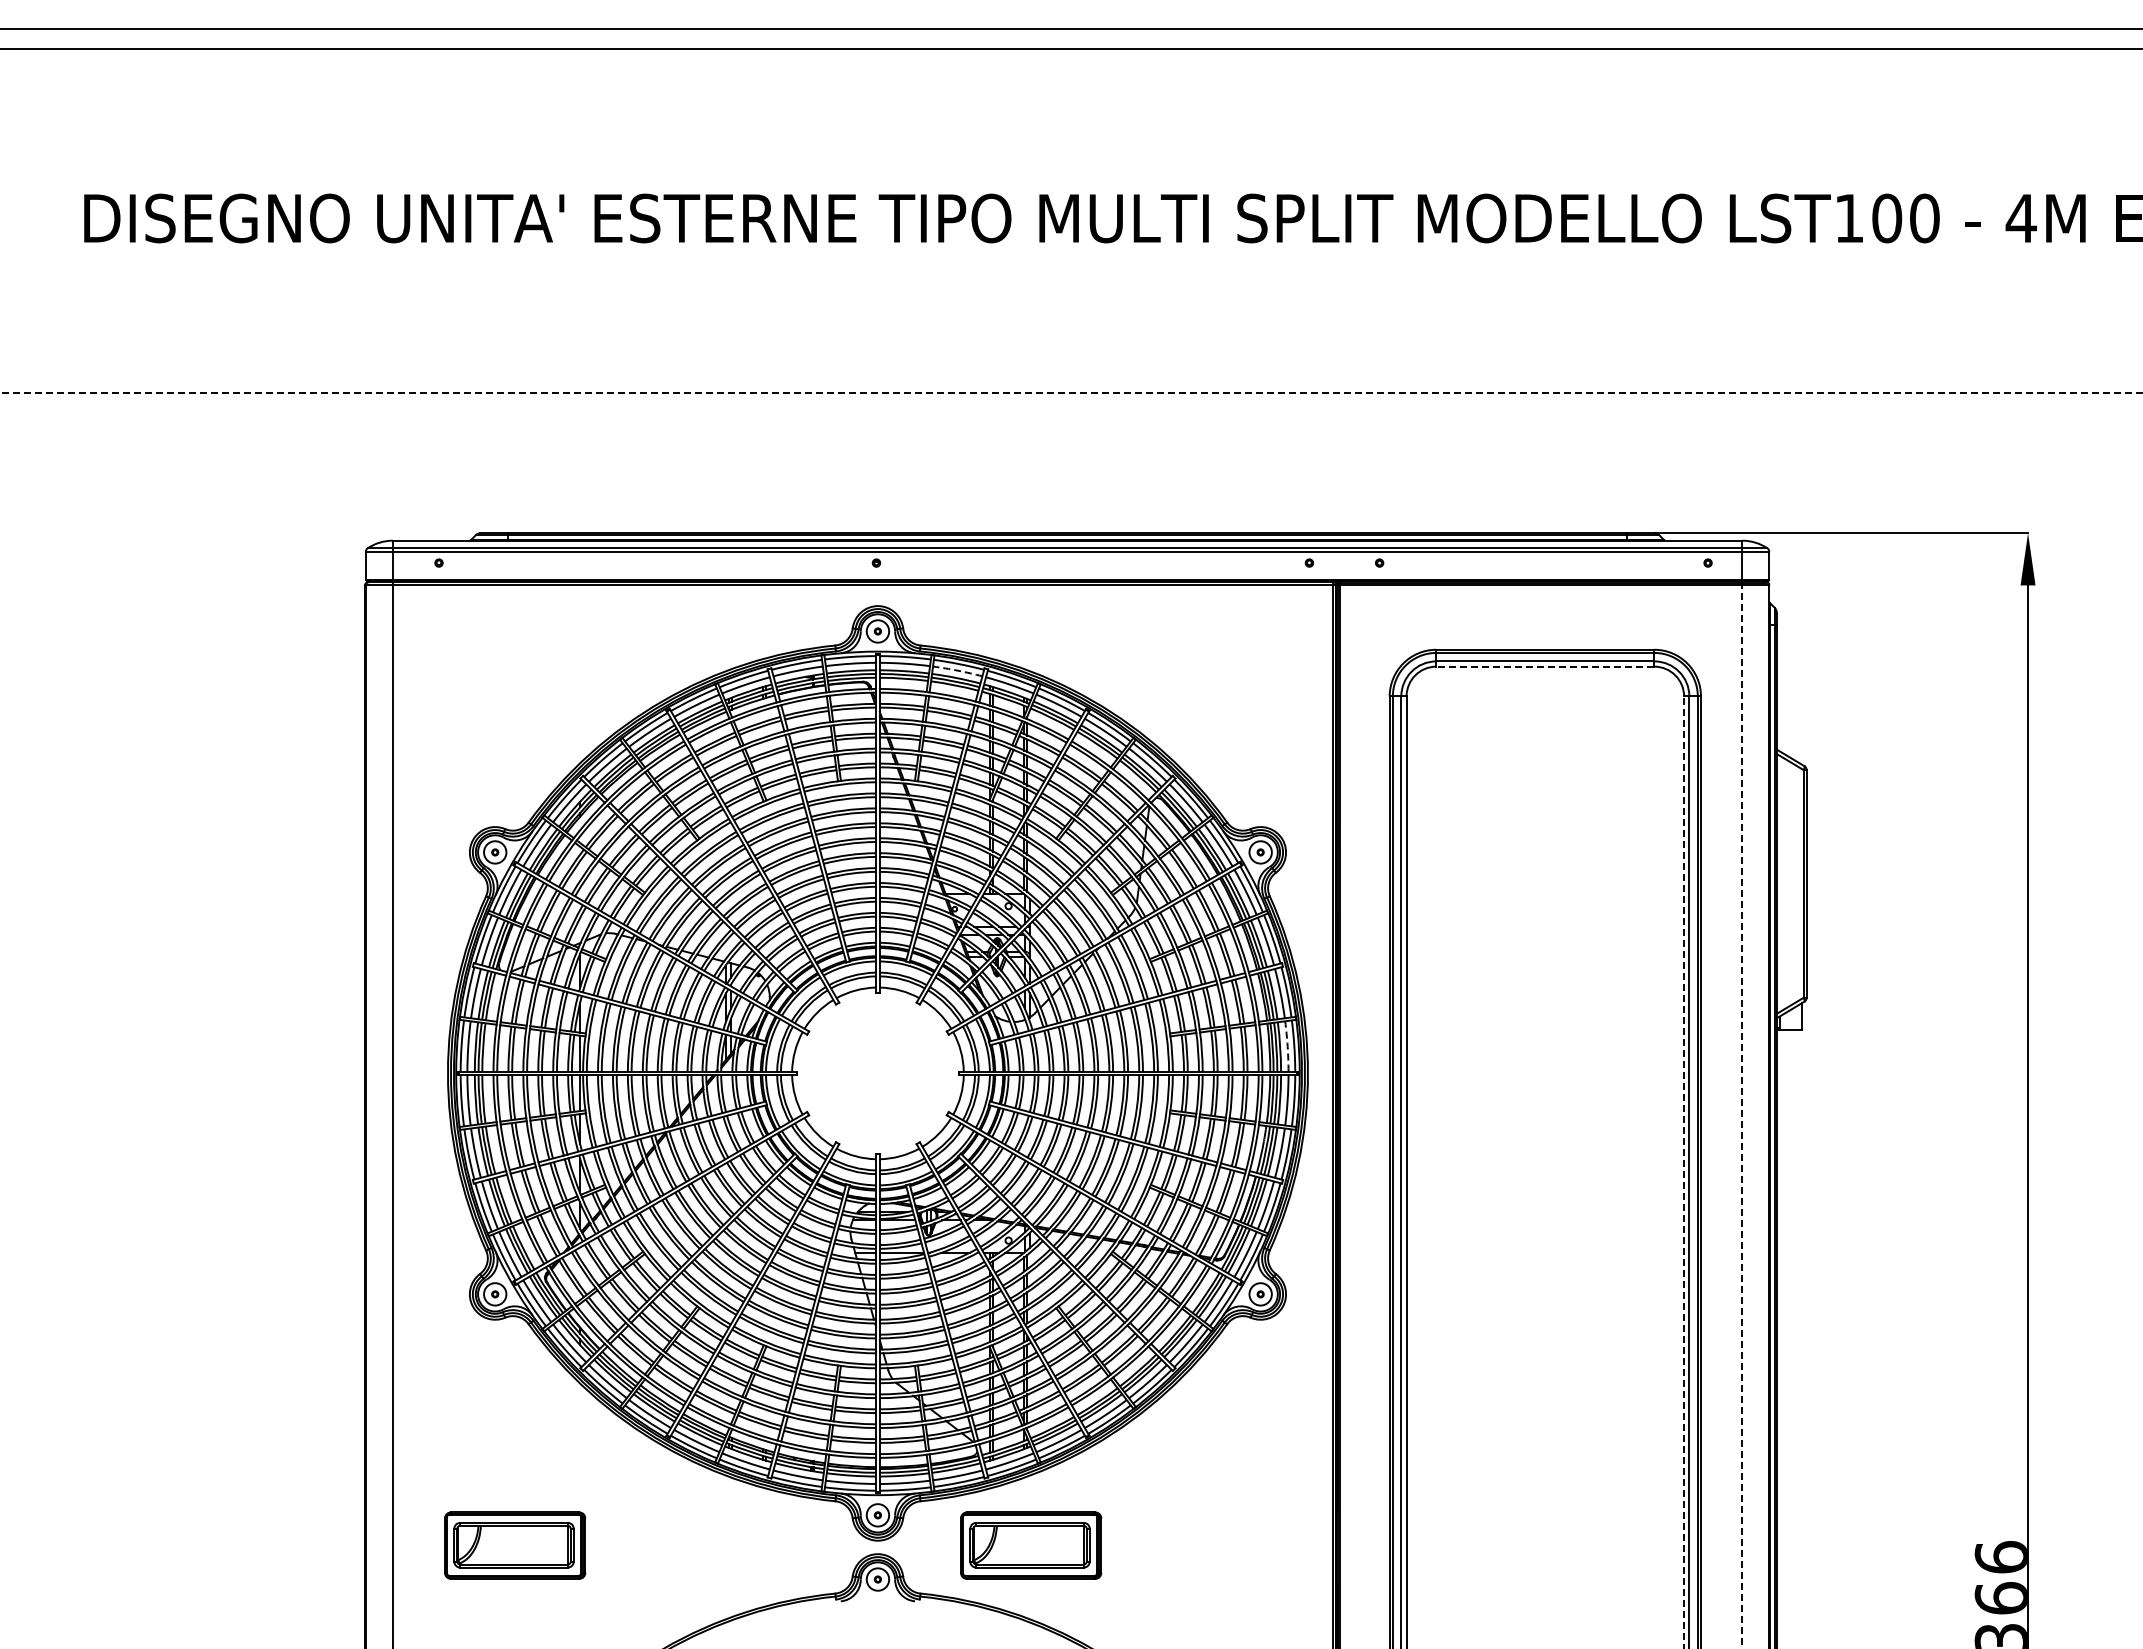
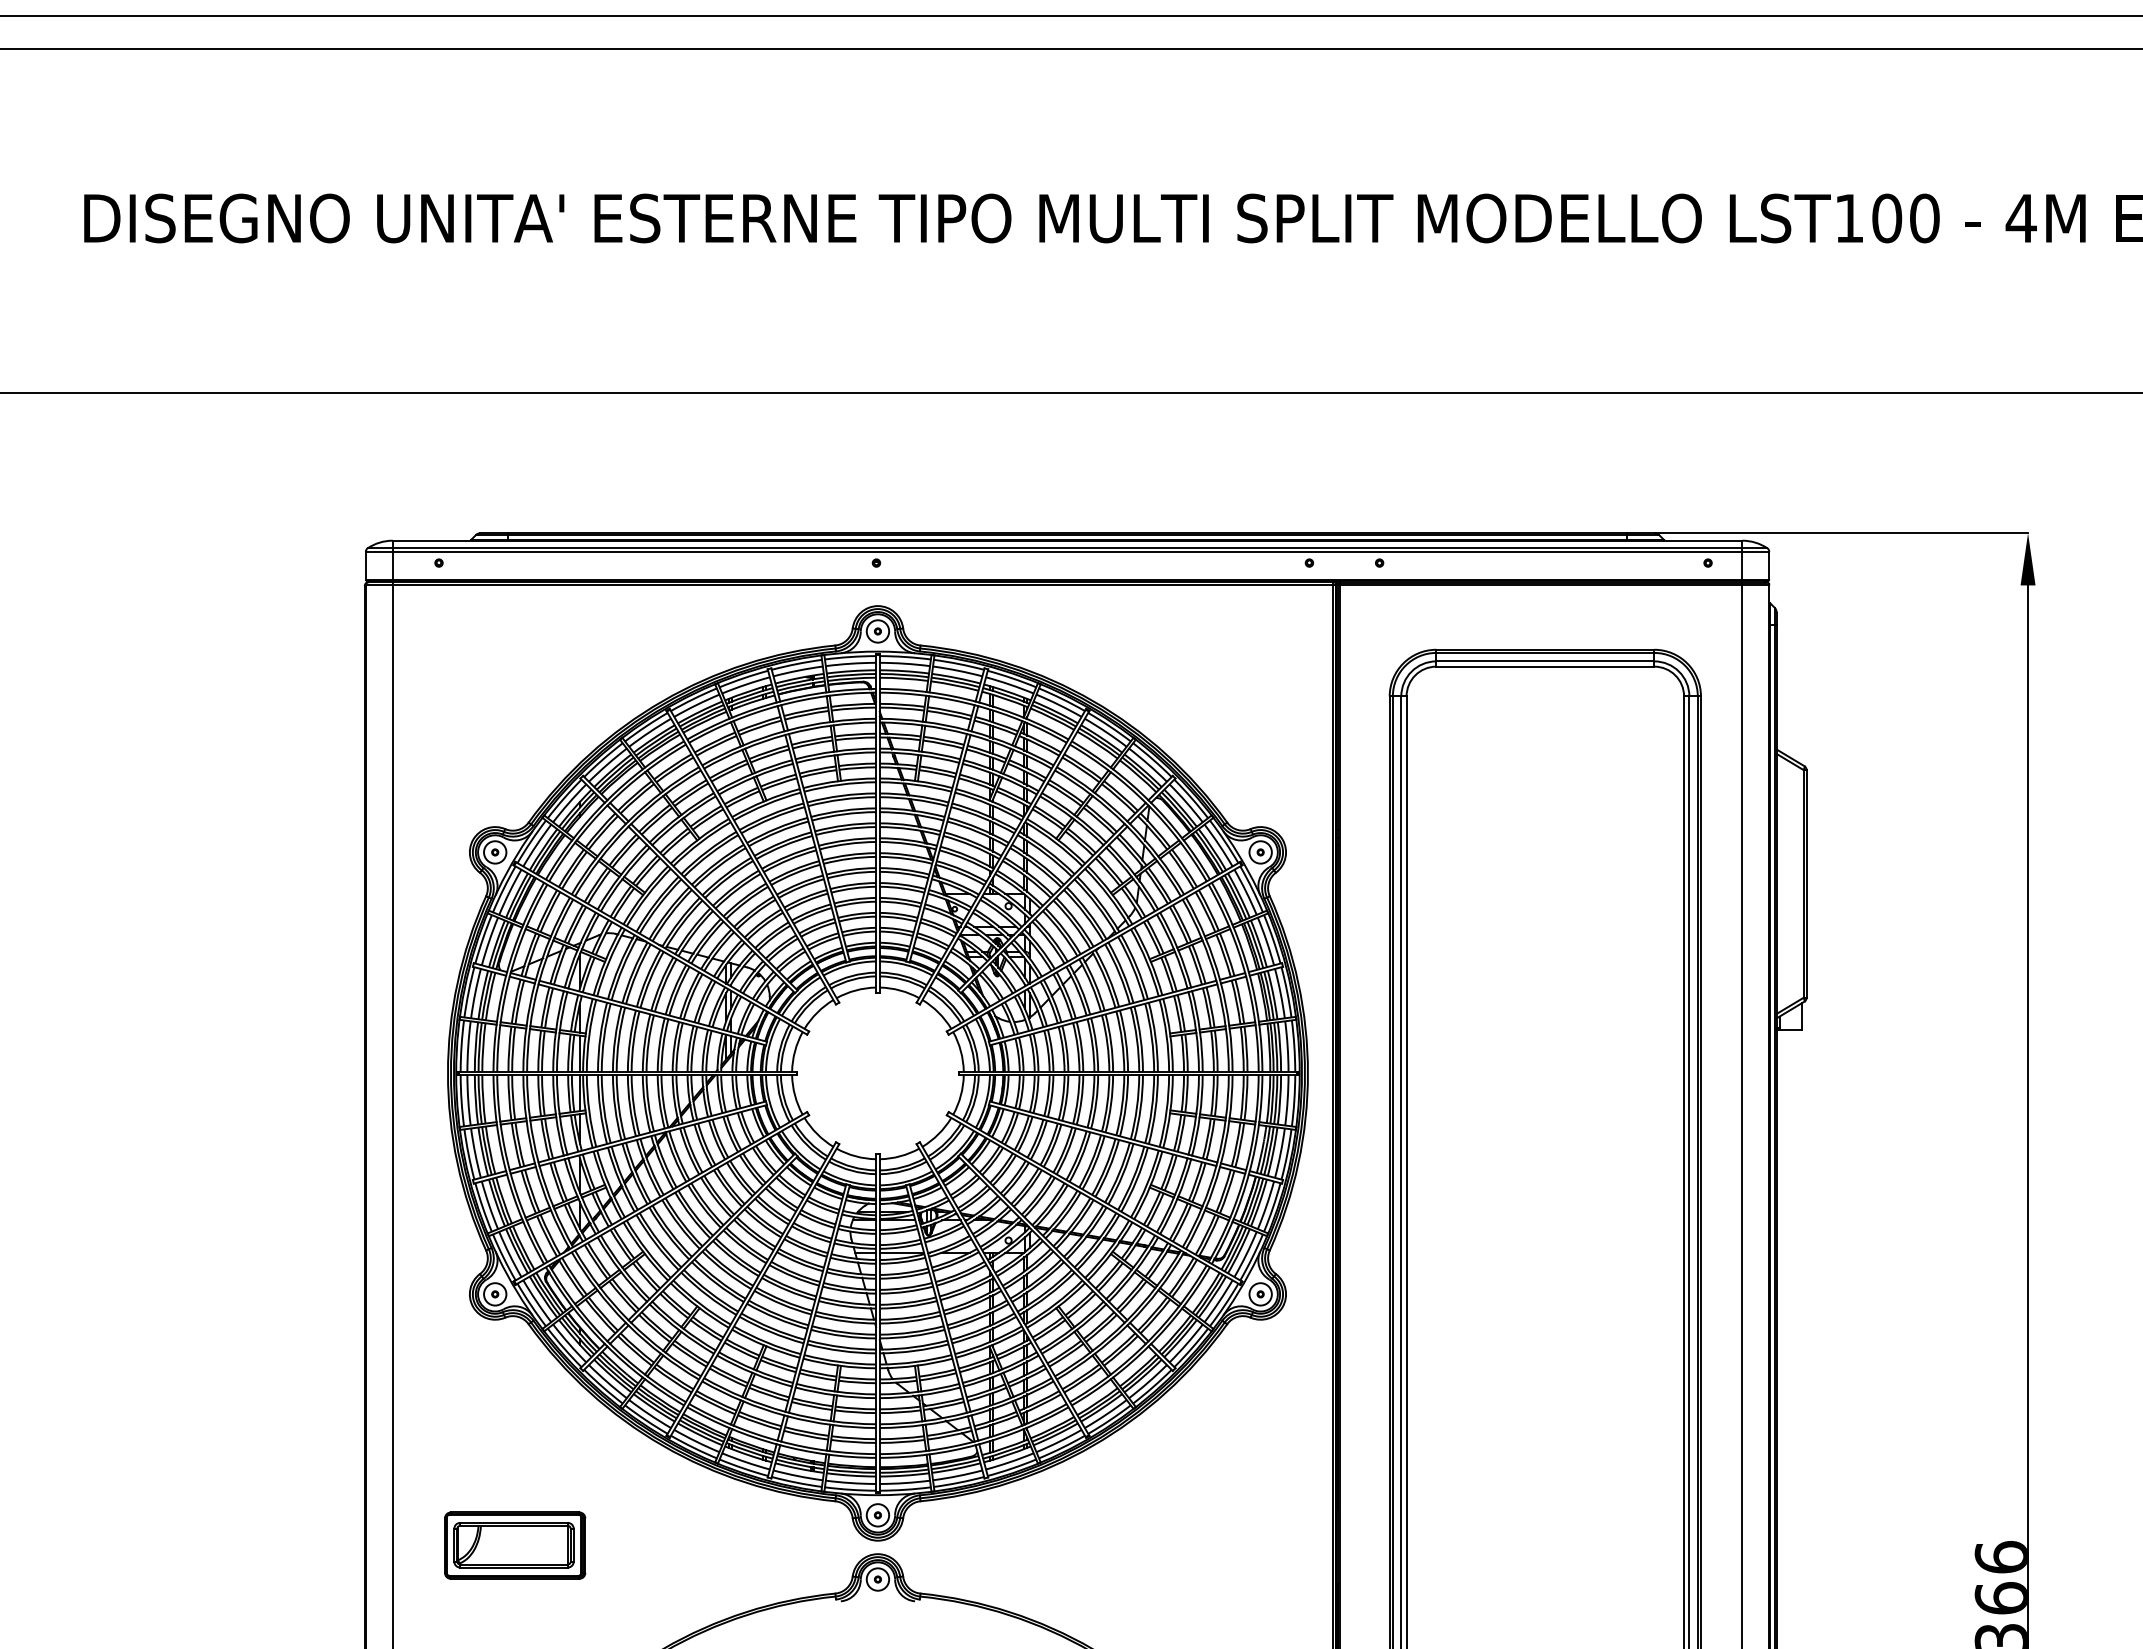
line position: (1070, 29) -> (1070, 16) (1070, 16)
line: dashed -> solid (1071, 392)
line: dashed -> solid (1545, 666)
arc: dashed -> solid (957, 670)
arc: dashed -> solid (1287, 1046)
line: dashed -> solid (1742, 1115)
line: dashed -> solid (1684, 1172)
part: present -> none (1031, 1545)
